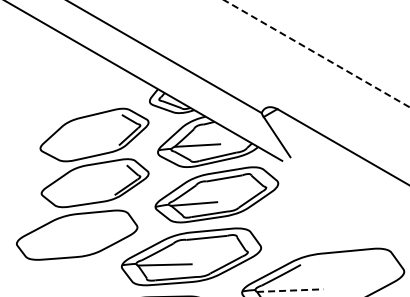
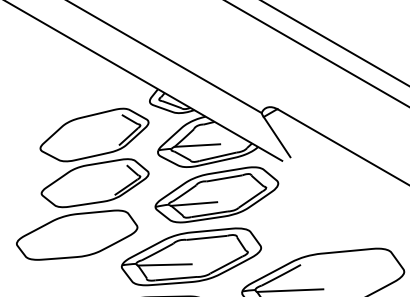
line: none -> present (335, 43)
line: dashed -> solid (316, 53)
line: dashed -> solid (290, 290)
